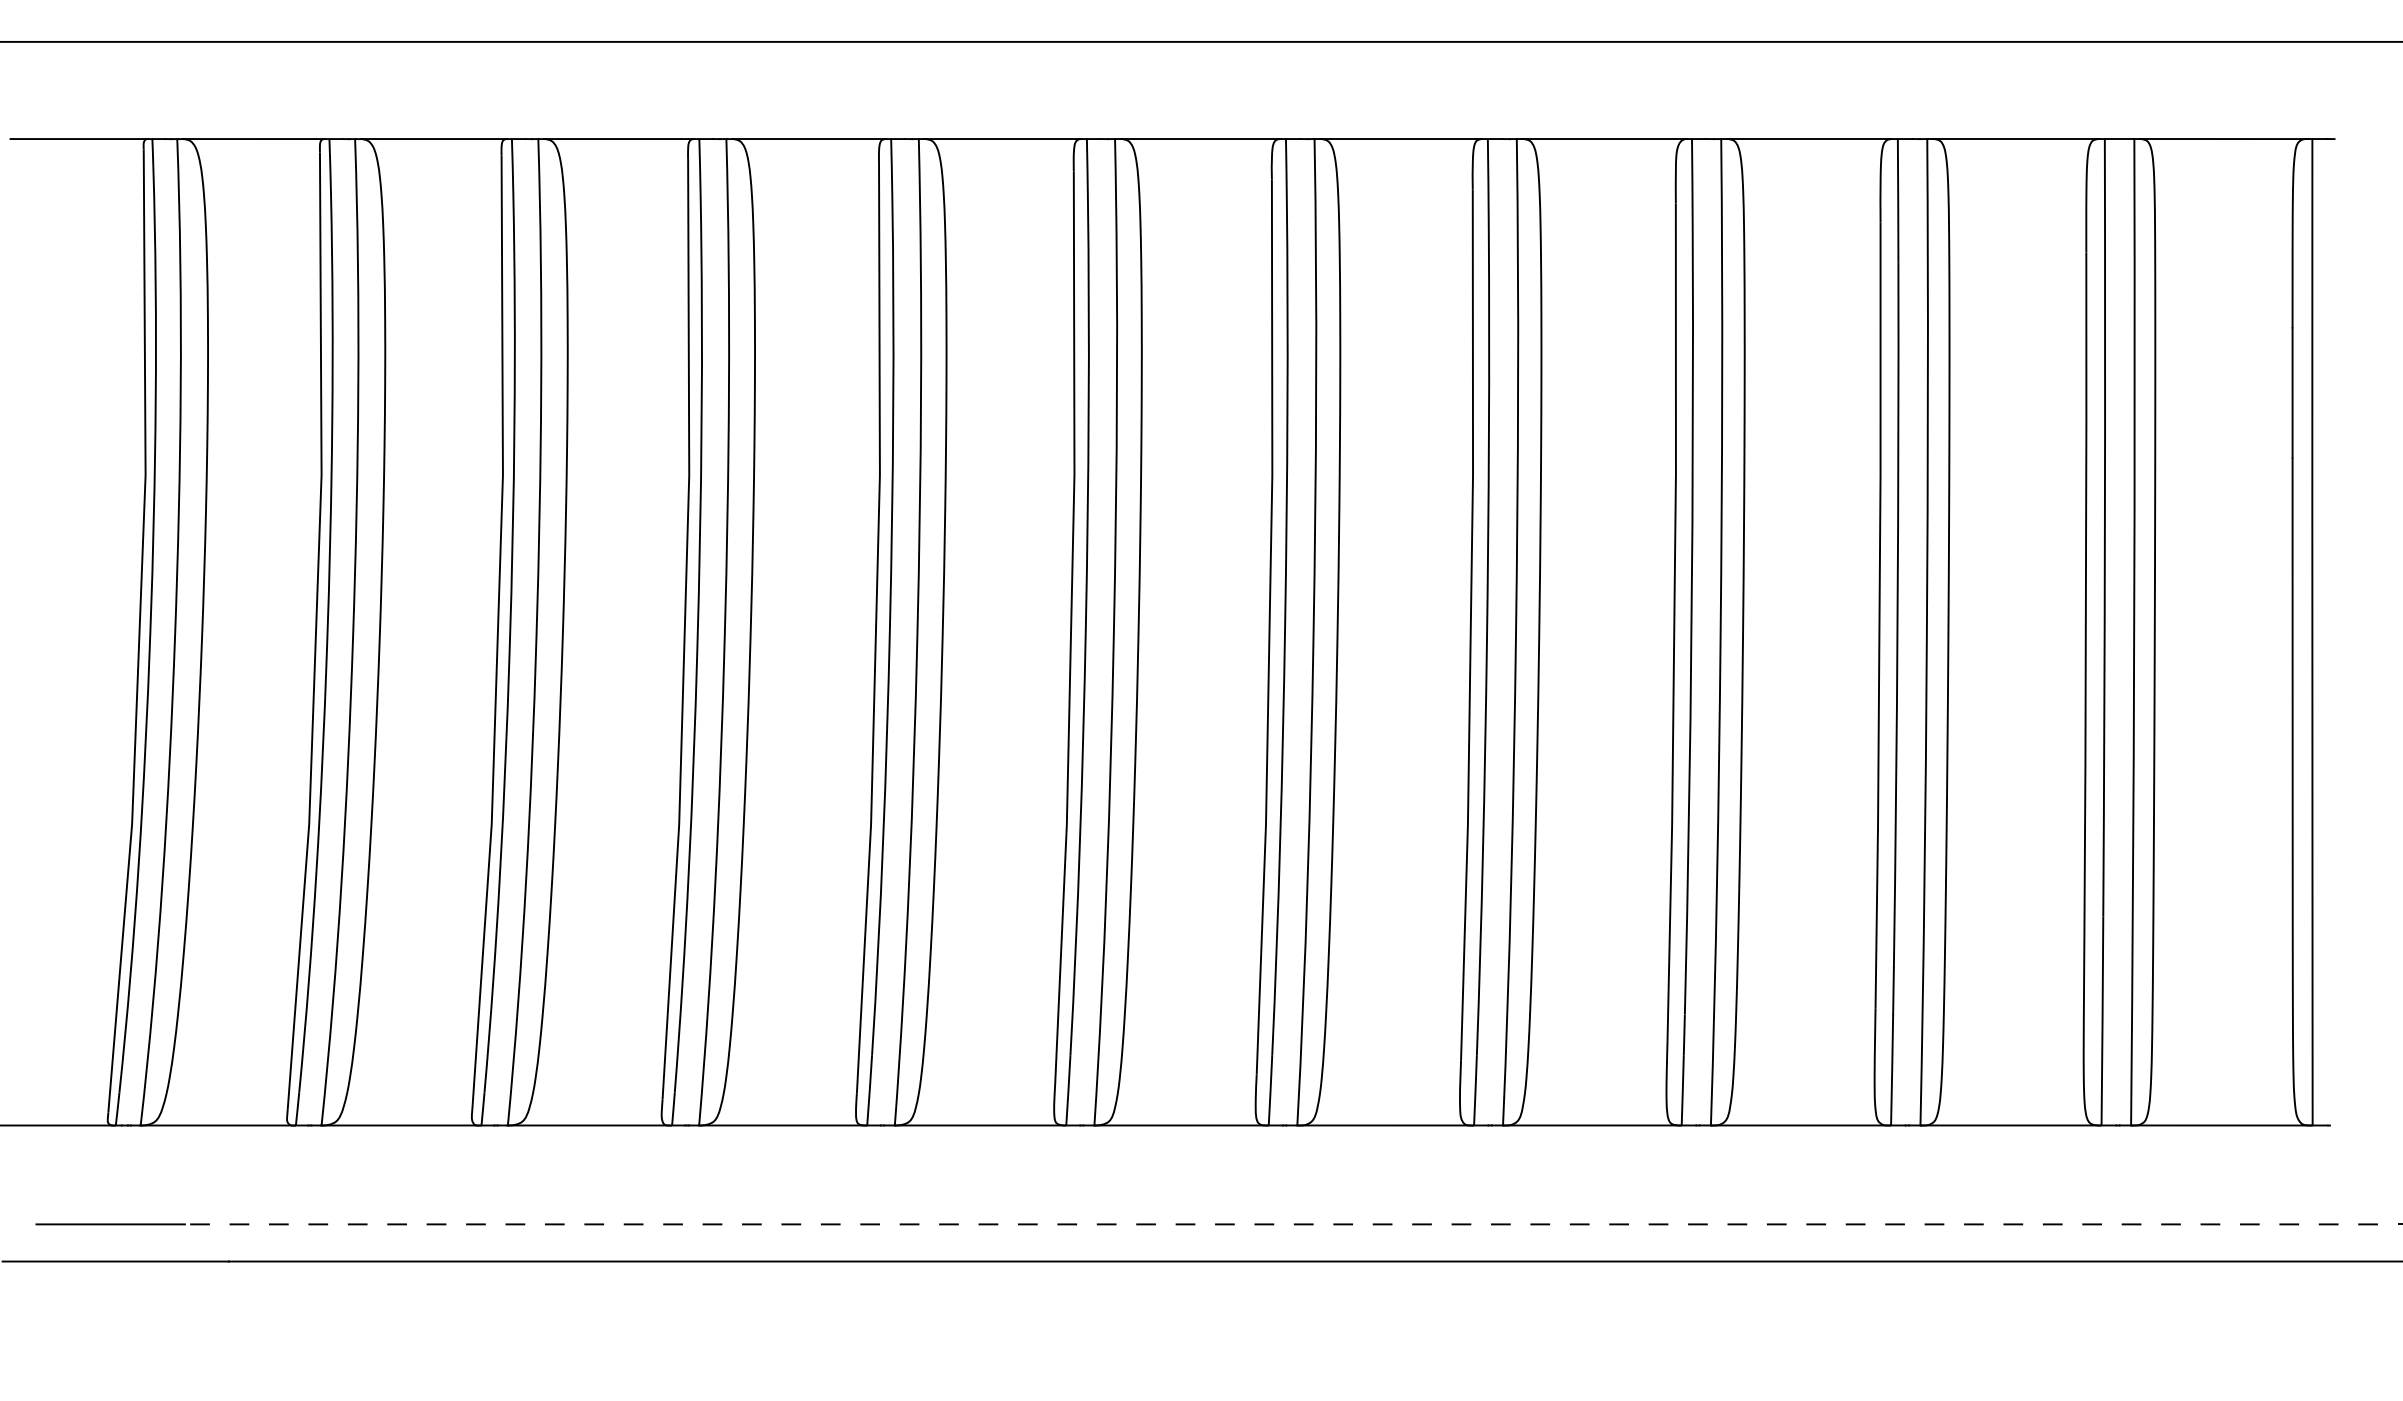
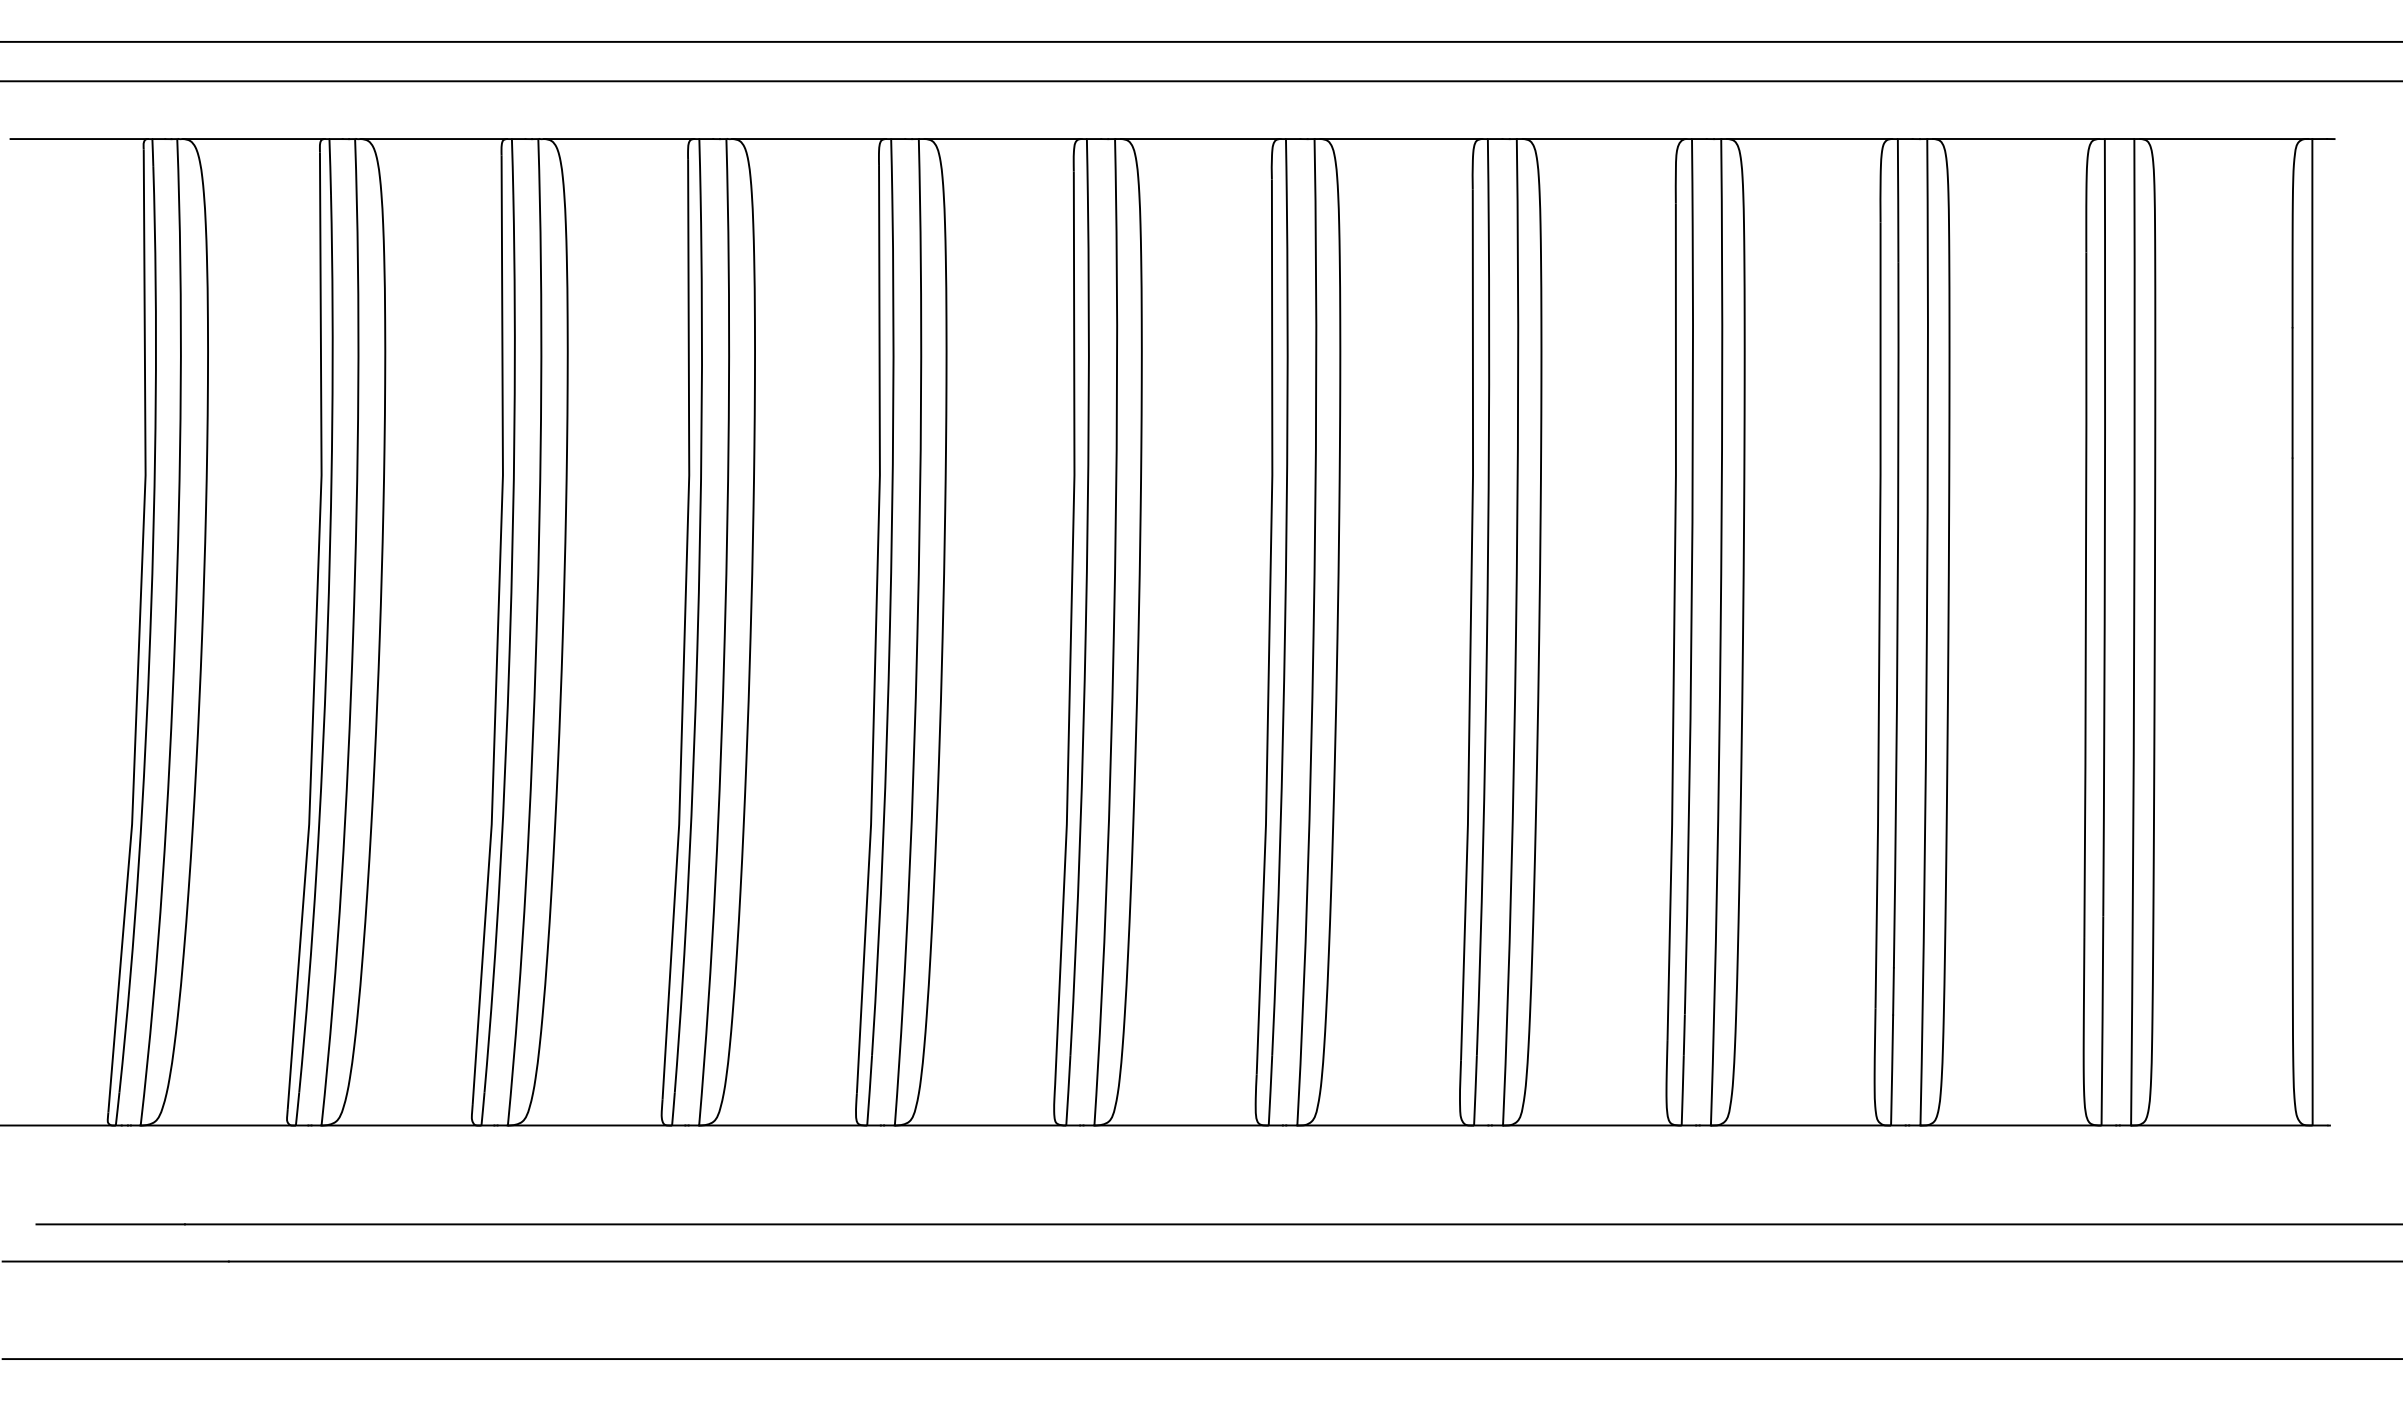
line: none -> present (1200, 81)
line: dashed -> solid (1293, 1224)
line: none -> present (1200, 1359)
